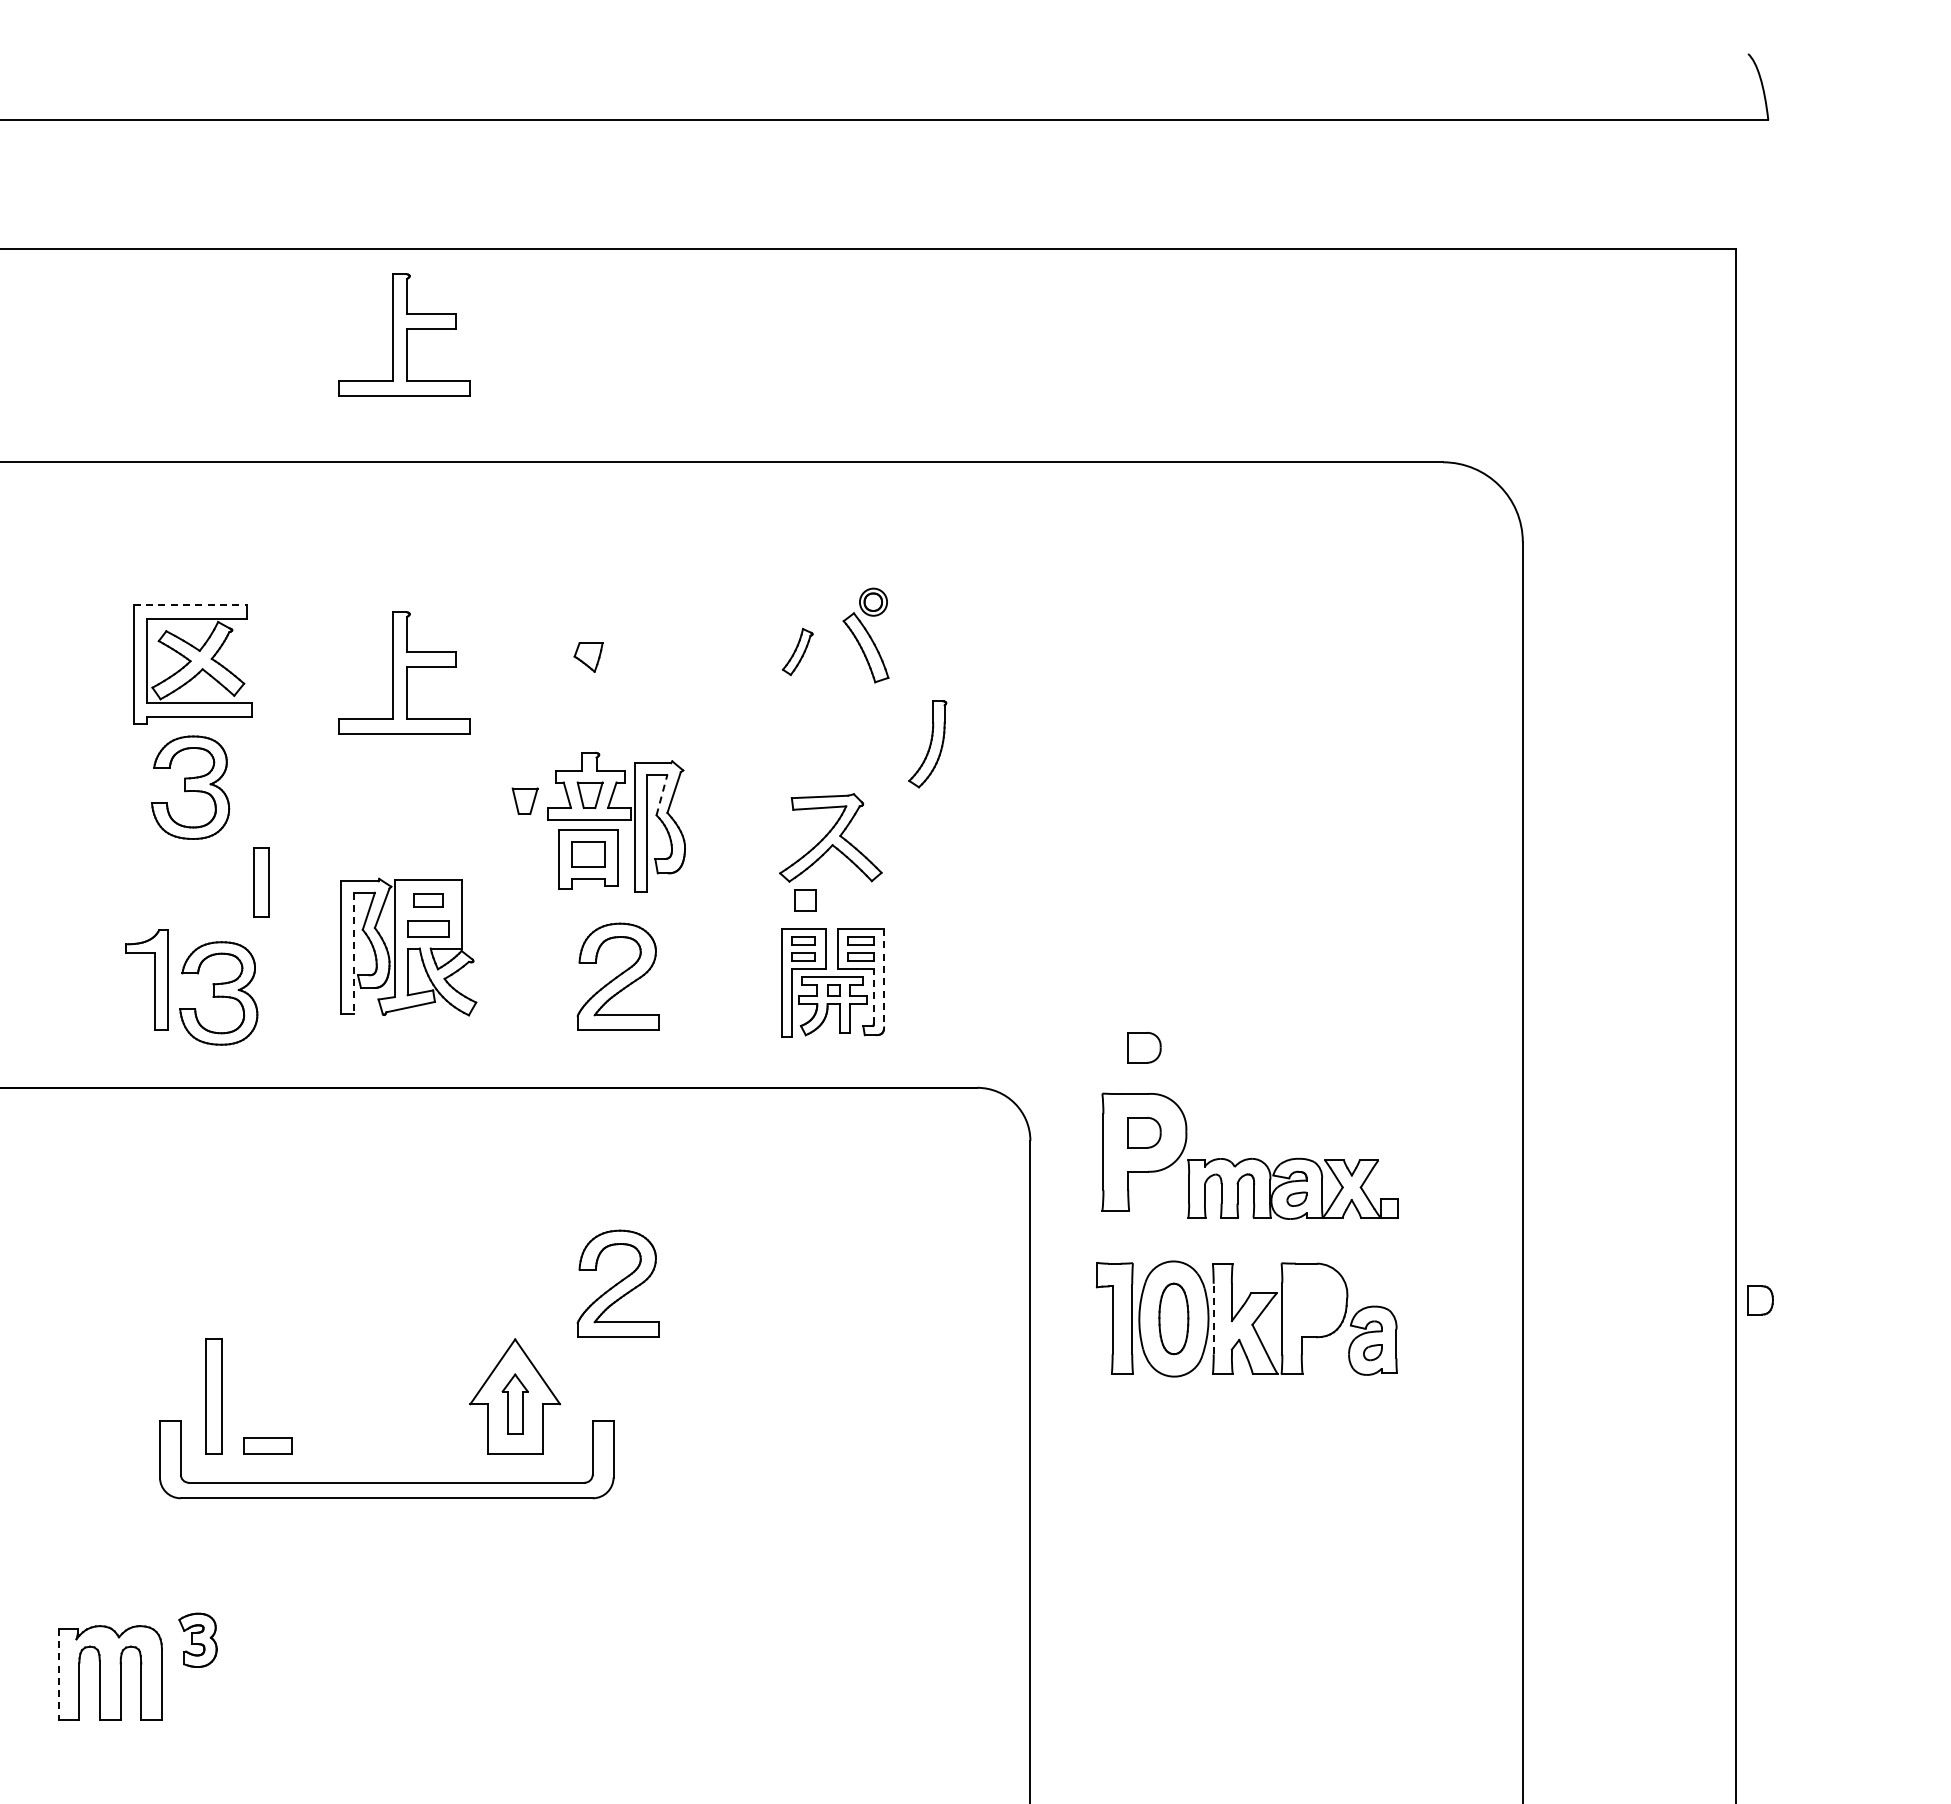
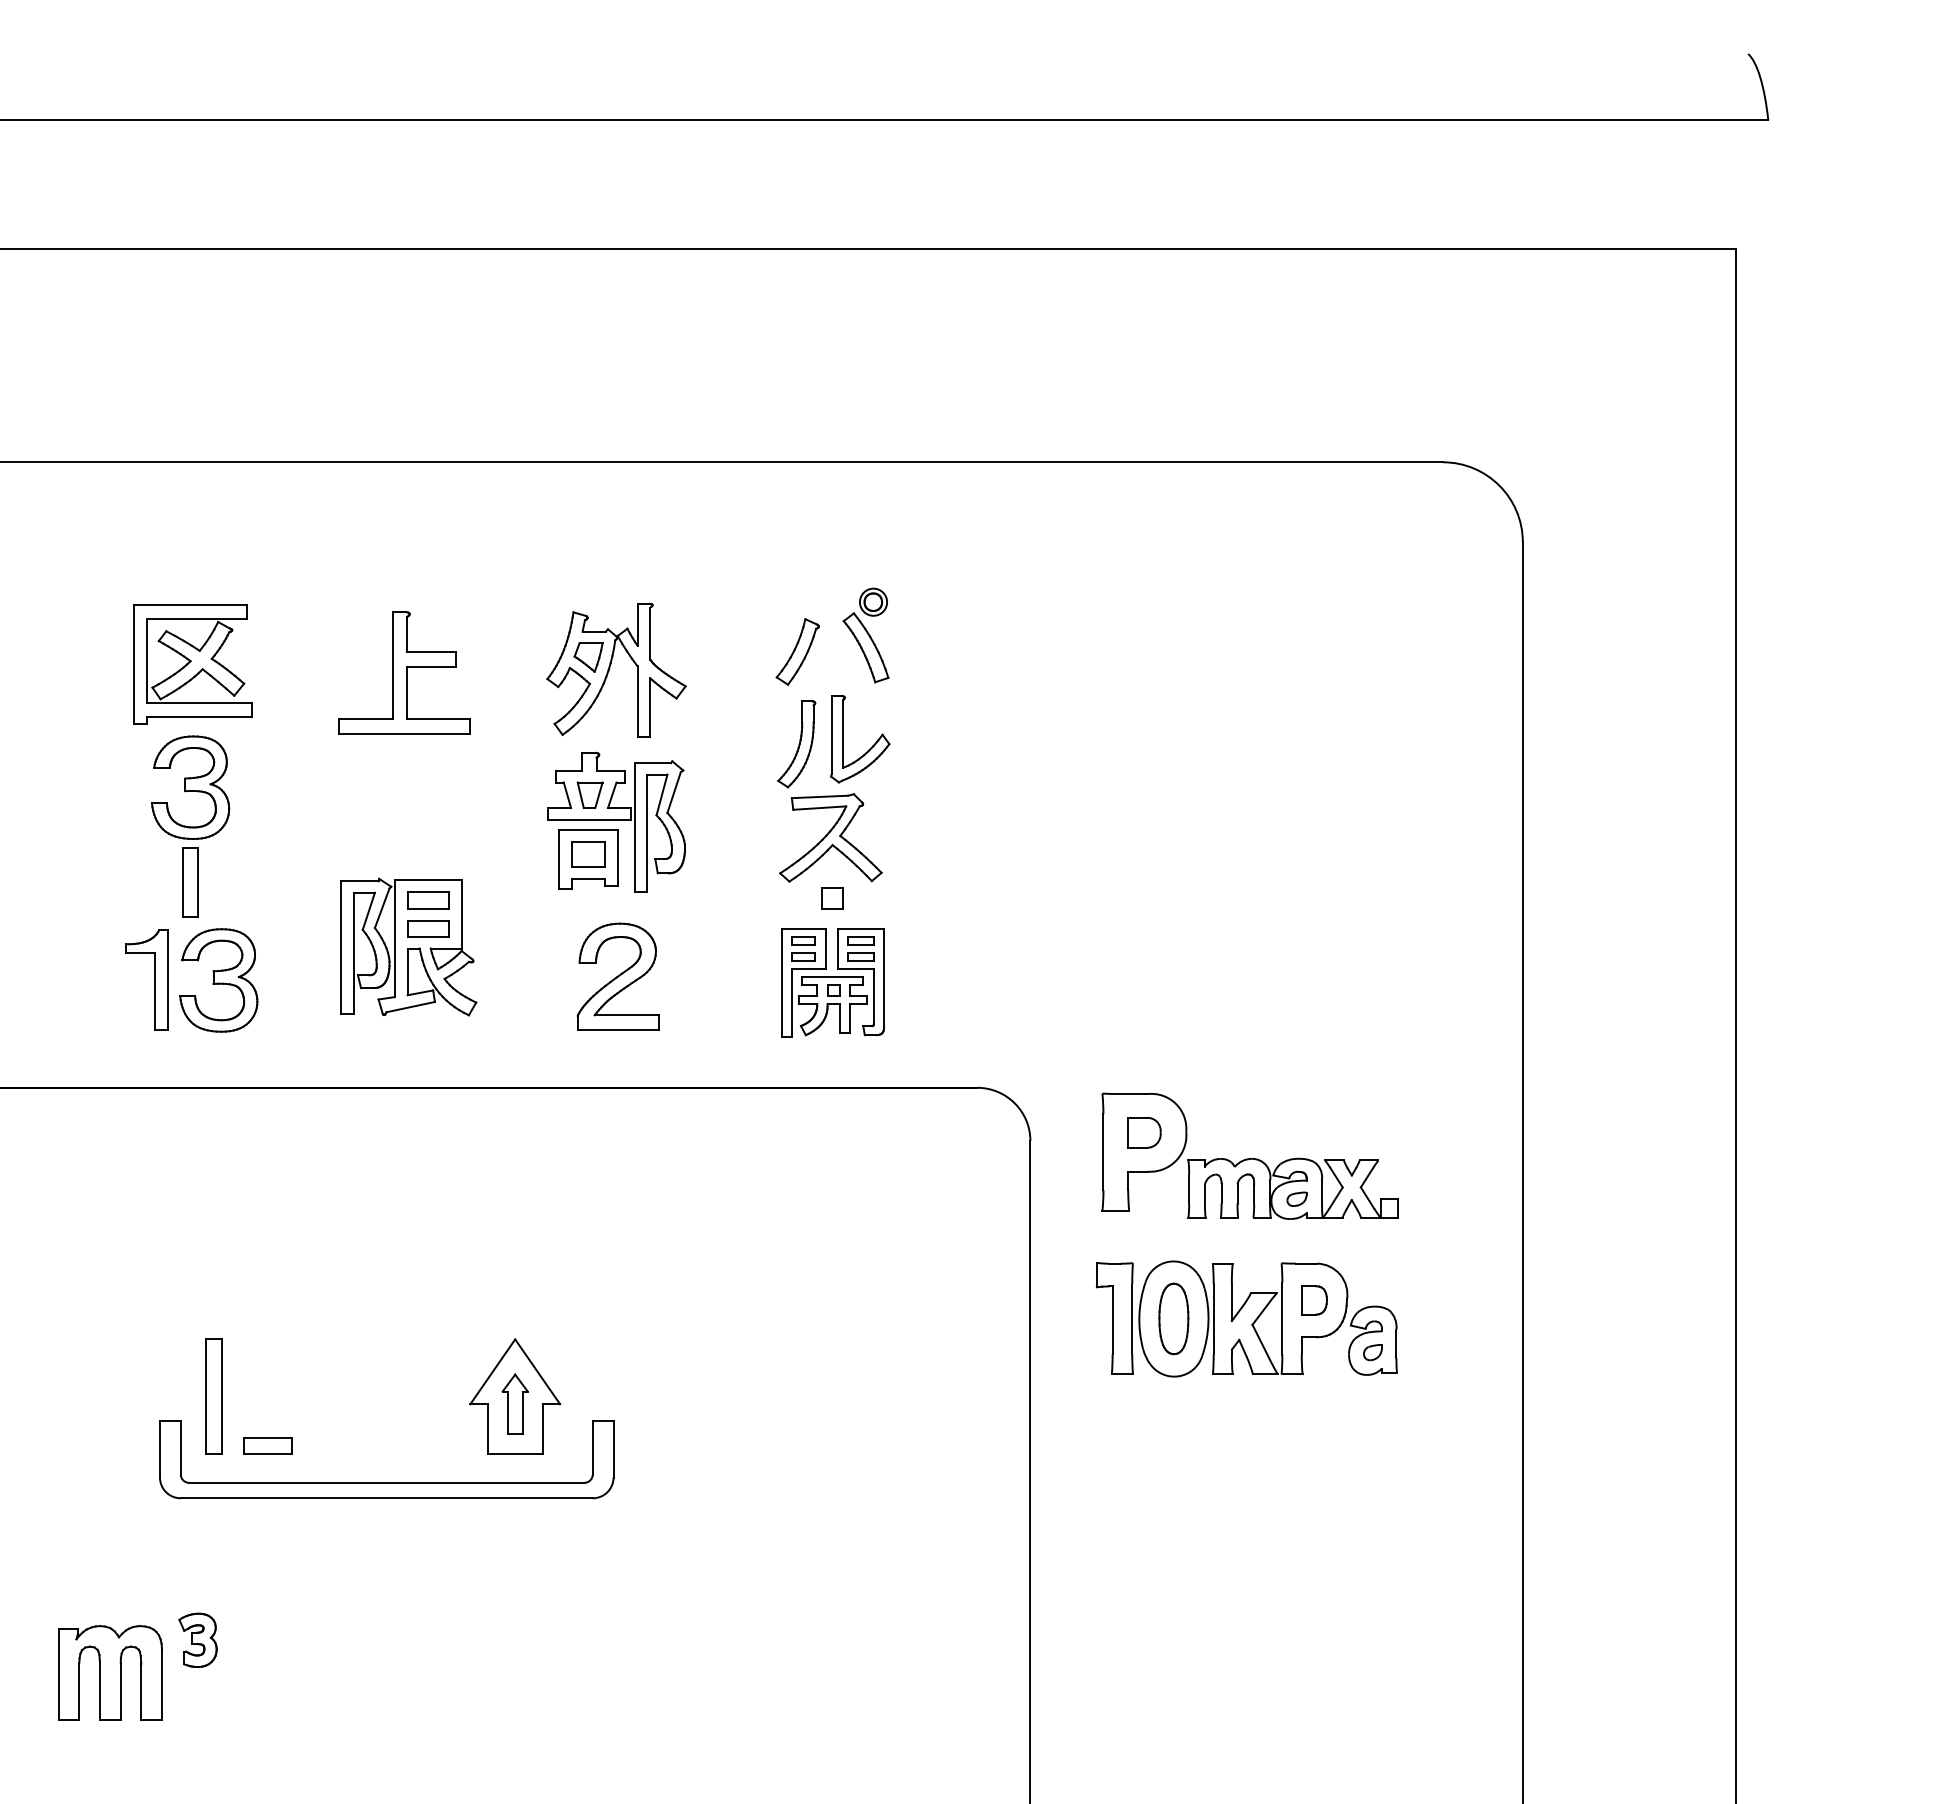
part: present -> none (404, 334)
line: dashed -> solid (190, 605)
part size: 33x48 px -> 45x68 px (797, 651)
part: none -> present (610, 668)
part position: (927, 744) -> (796, 744) (796, 744)
part: none -> present (869, 748)
line: dashed -> solid (662, 794)
part: present -> none (524, 800)
part position: (261, 882) -> (190, 882) (190, 882)
part size: 31x15 px -> 43x19 px (428, 900)
part position: (805, 900) -> (832, 898) (832, 898)
line: dashed -> solid (354, 953)
line: dashed -> solid (884, 978)
part position: (218, 993) -> (218, 980) (218, 980)
line: dashed -> solid (873, 996)
part: present -> none (1144, 1047)
part: present -> none (617, 1283)
part position: (1760, 1300) -> (1314, 1300) (1314, 1300)
line: dashed -> solid (1213, 1318)
line: dashed -> solid (58, 1674)
